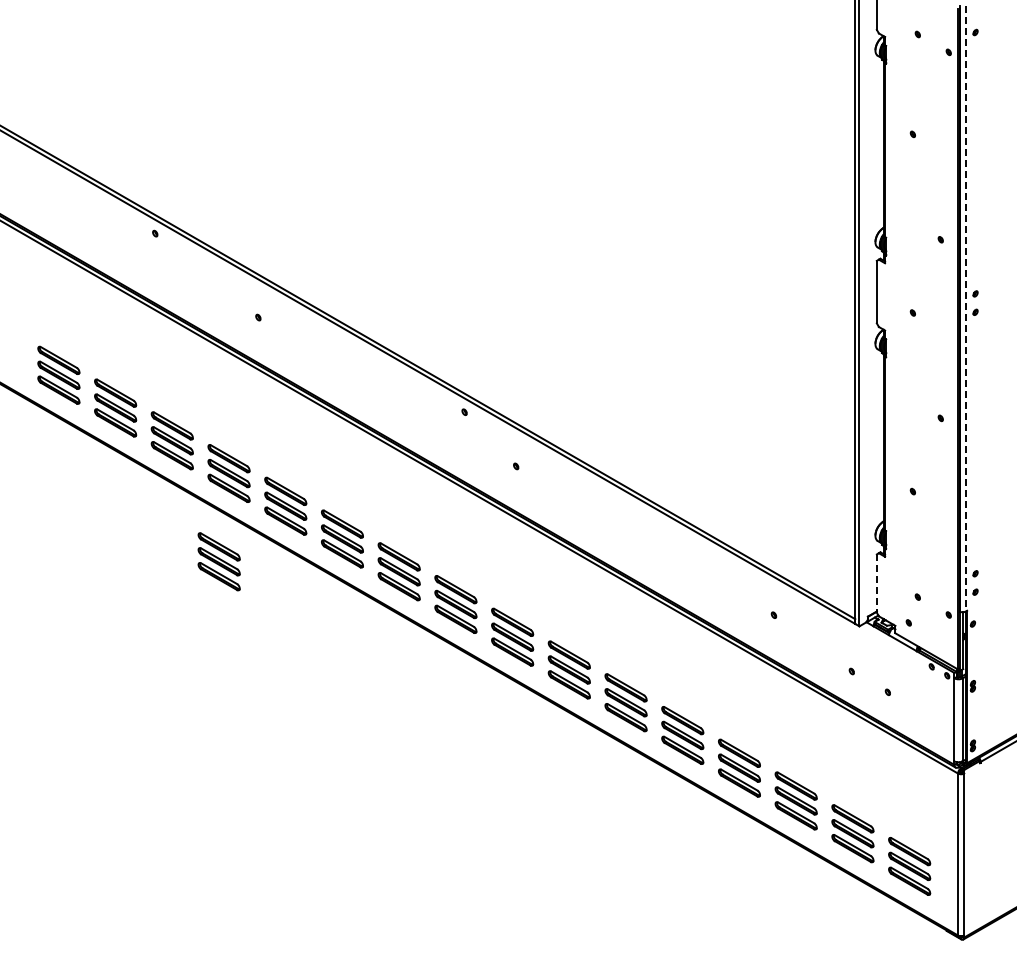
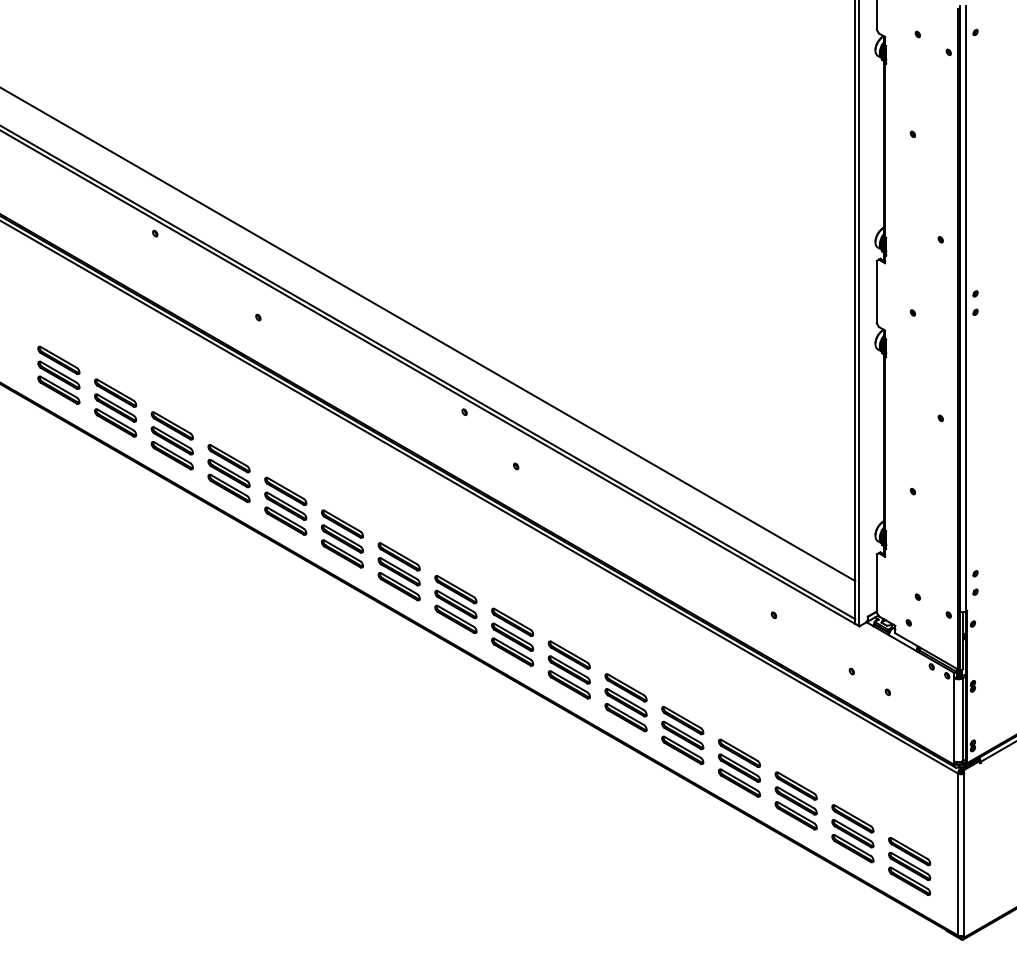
line: dashed -> solid (965, 308)
line: none -> present (428, 334)
part: present -> none (218, 561)
line: dashed -> solid (876, 584)
